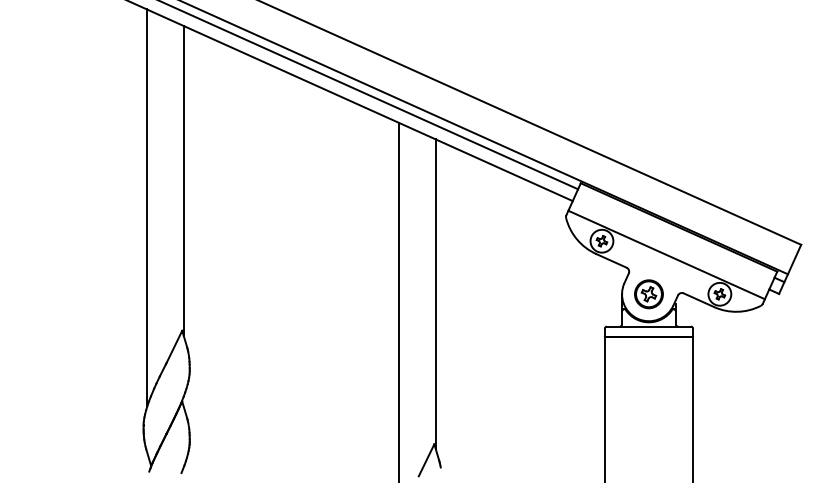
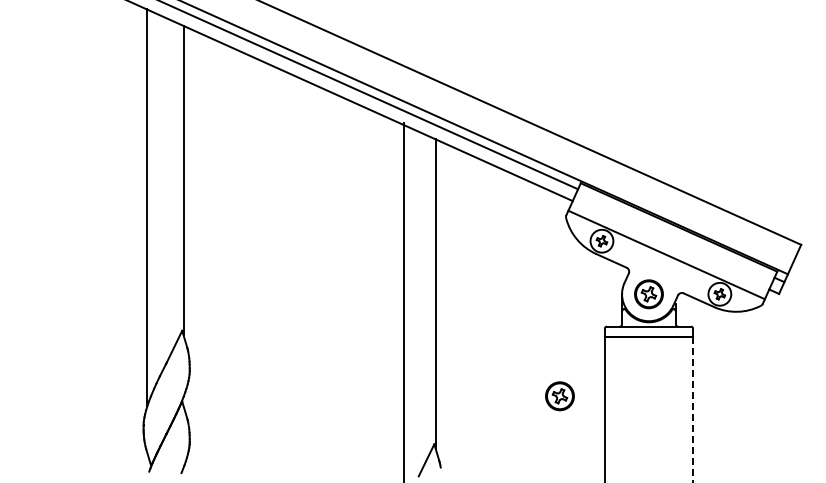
line position: (399, 300) -> (404, 300) (404, 300)
part: none -> present (559, 396)
line: solid -> dashed (692, 410)
